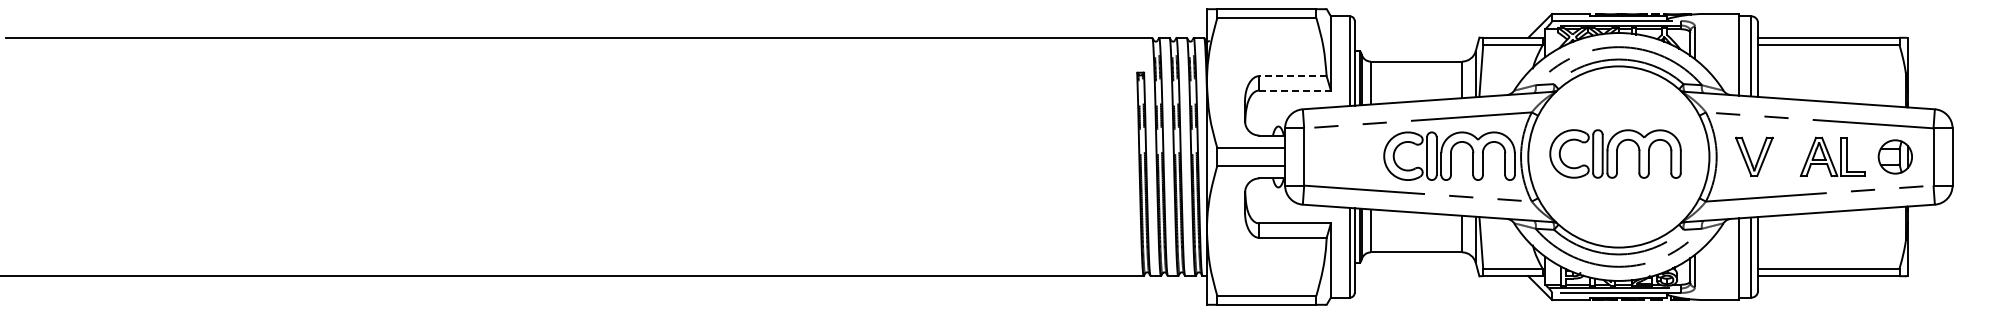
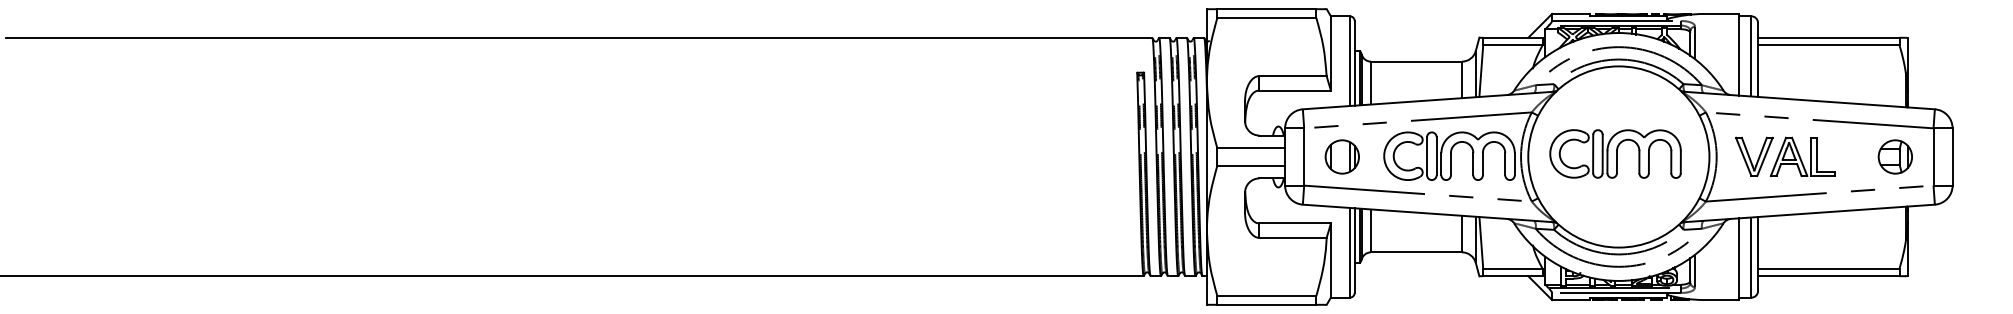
line: dashed -> solid (1293, 76)
line: dashed -> solid (1295, 90)
part: none -> present (1341, 156)
part position: (1832, 156) -> (1802, 156) (1802, 156)
